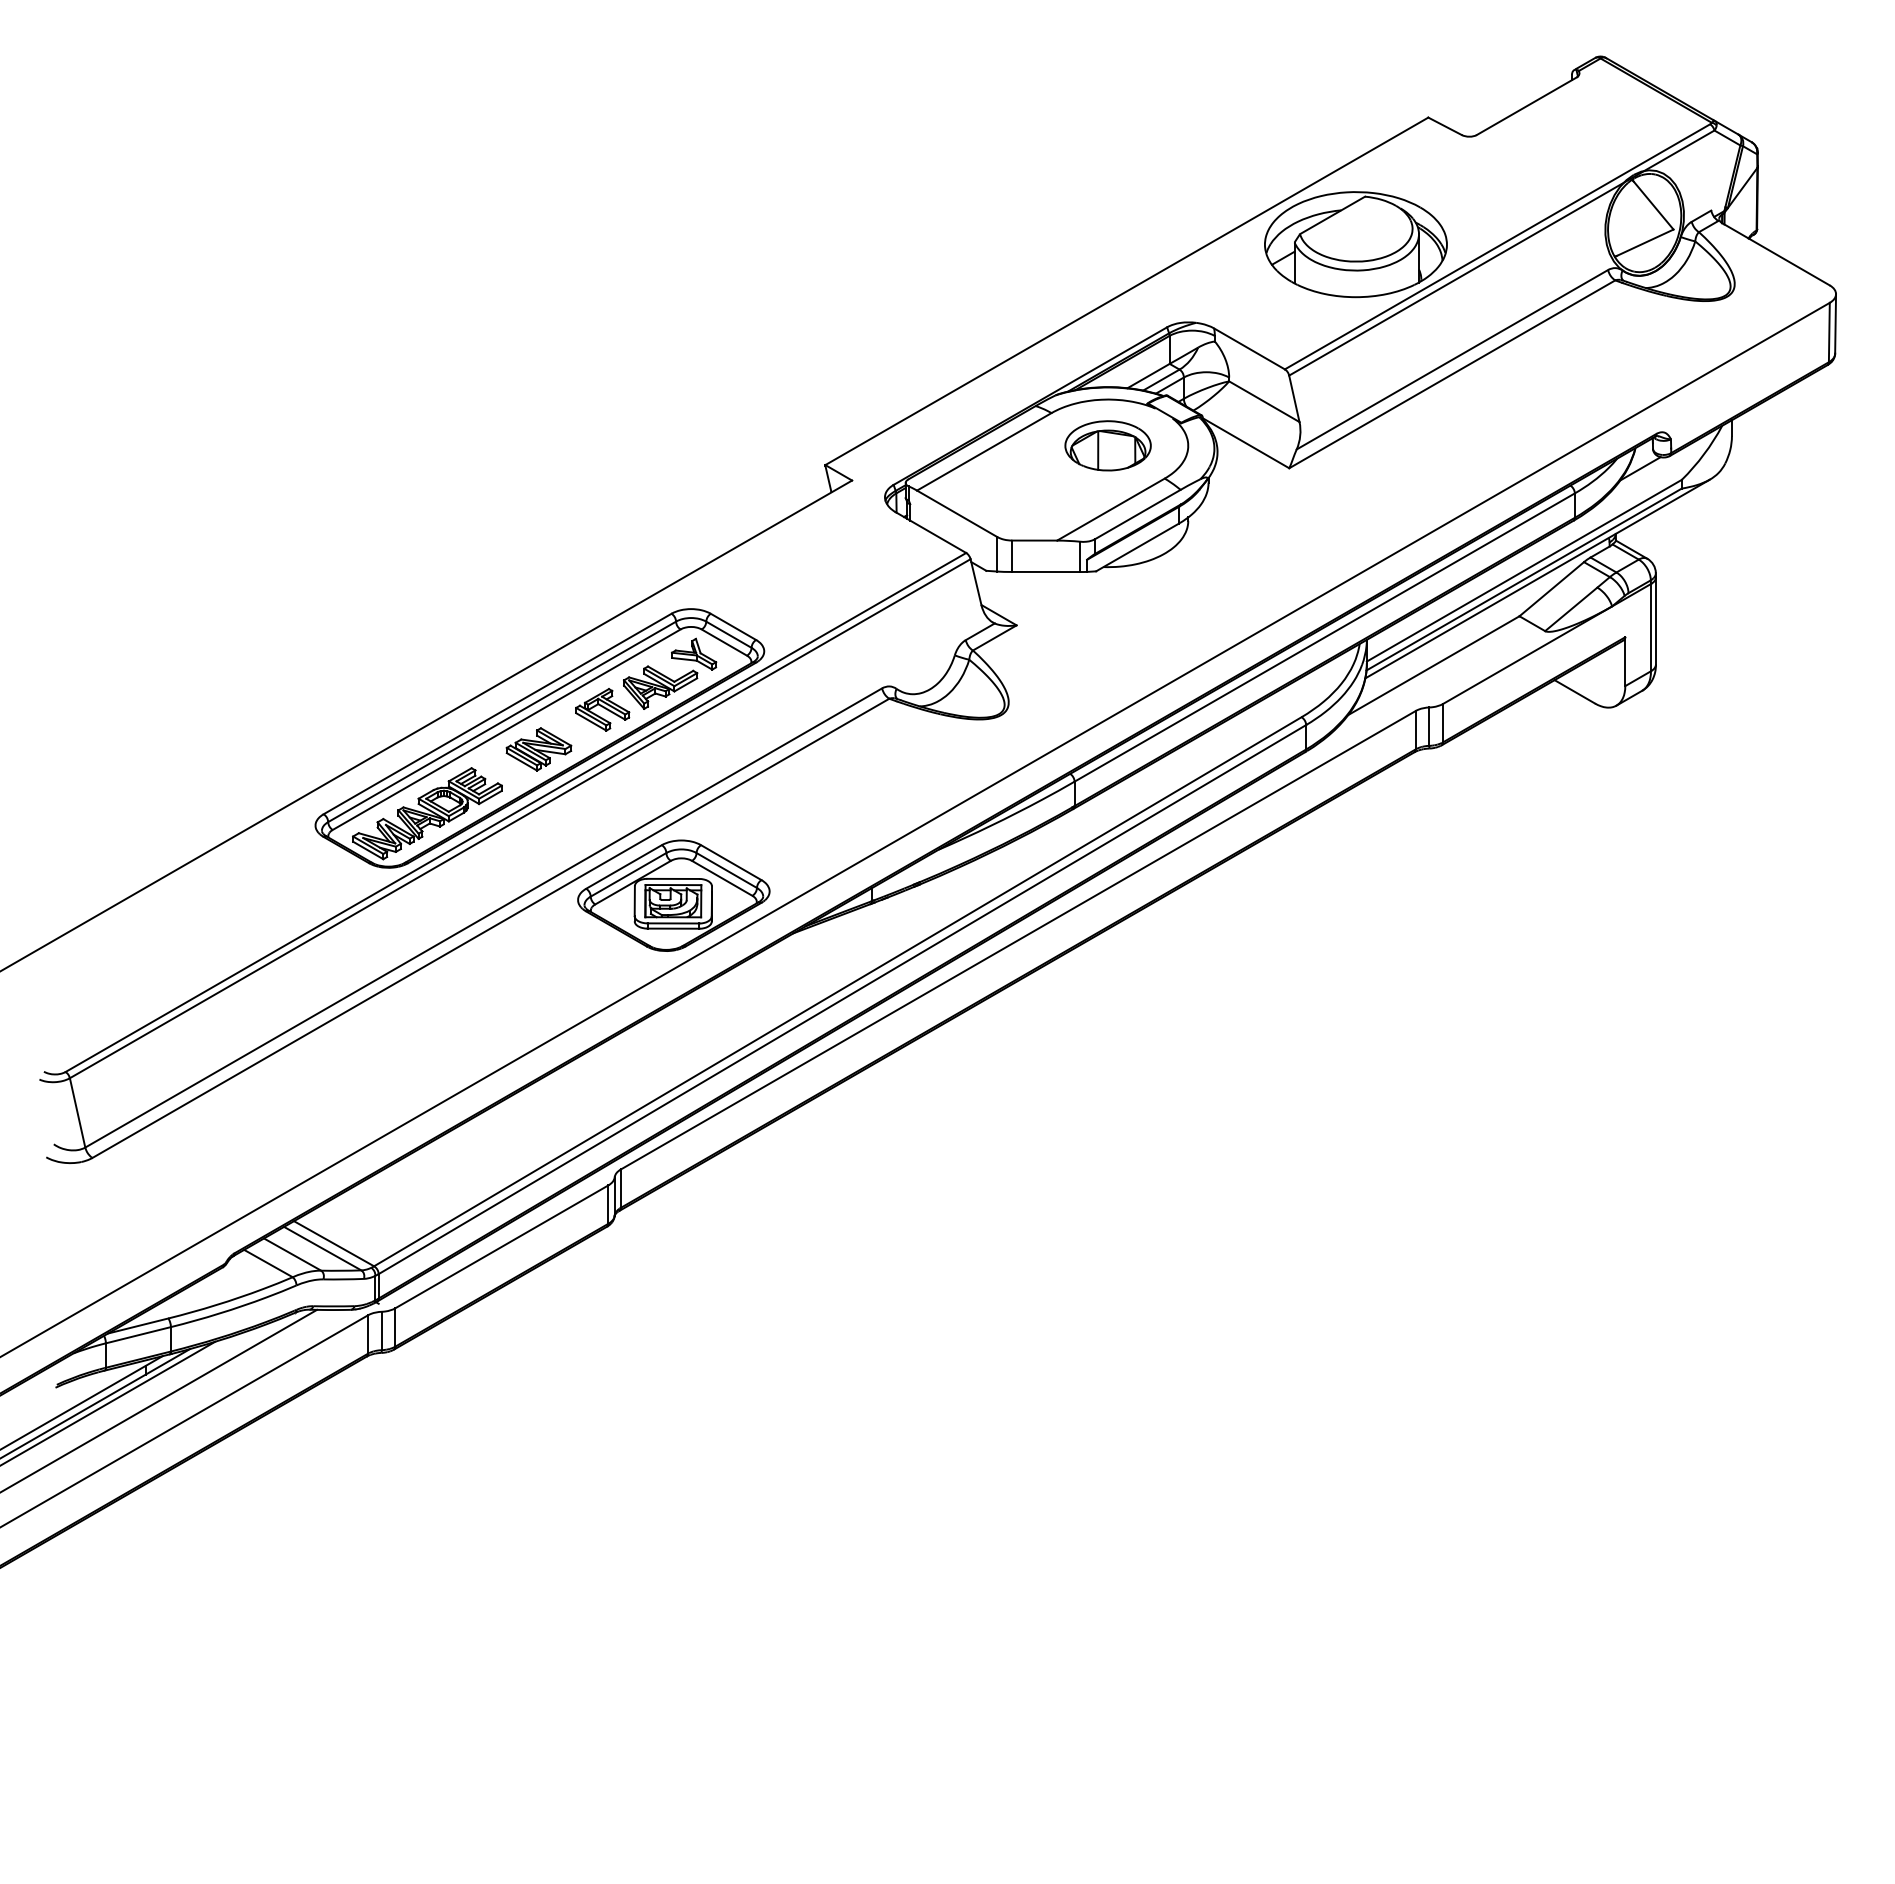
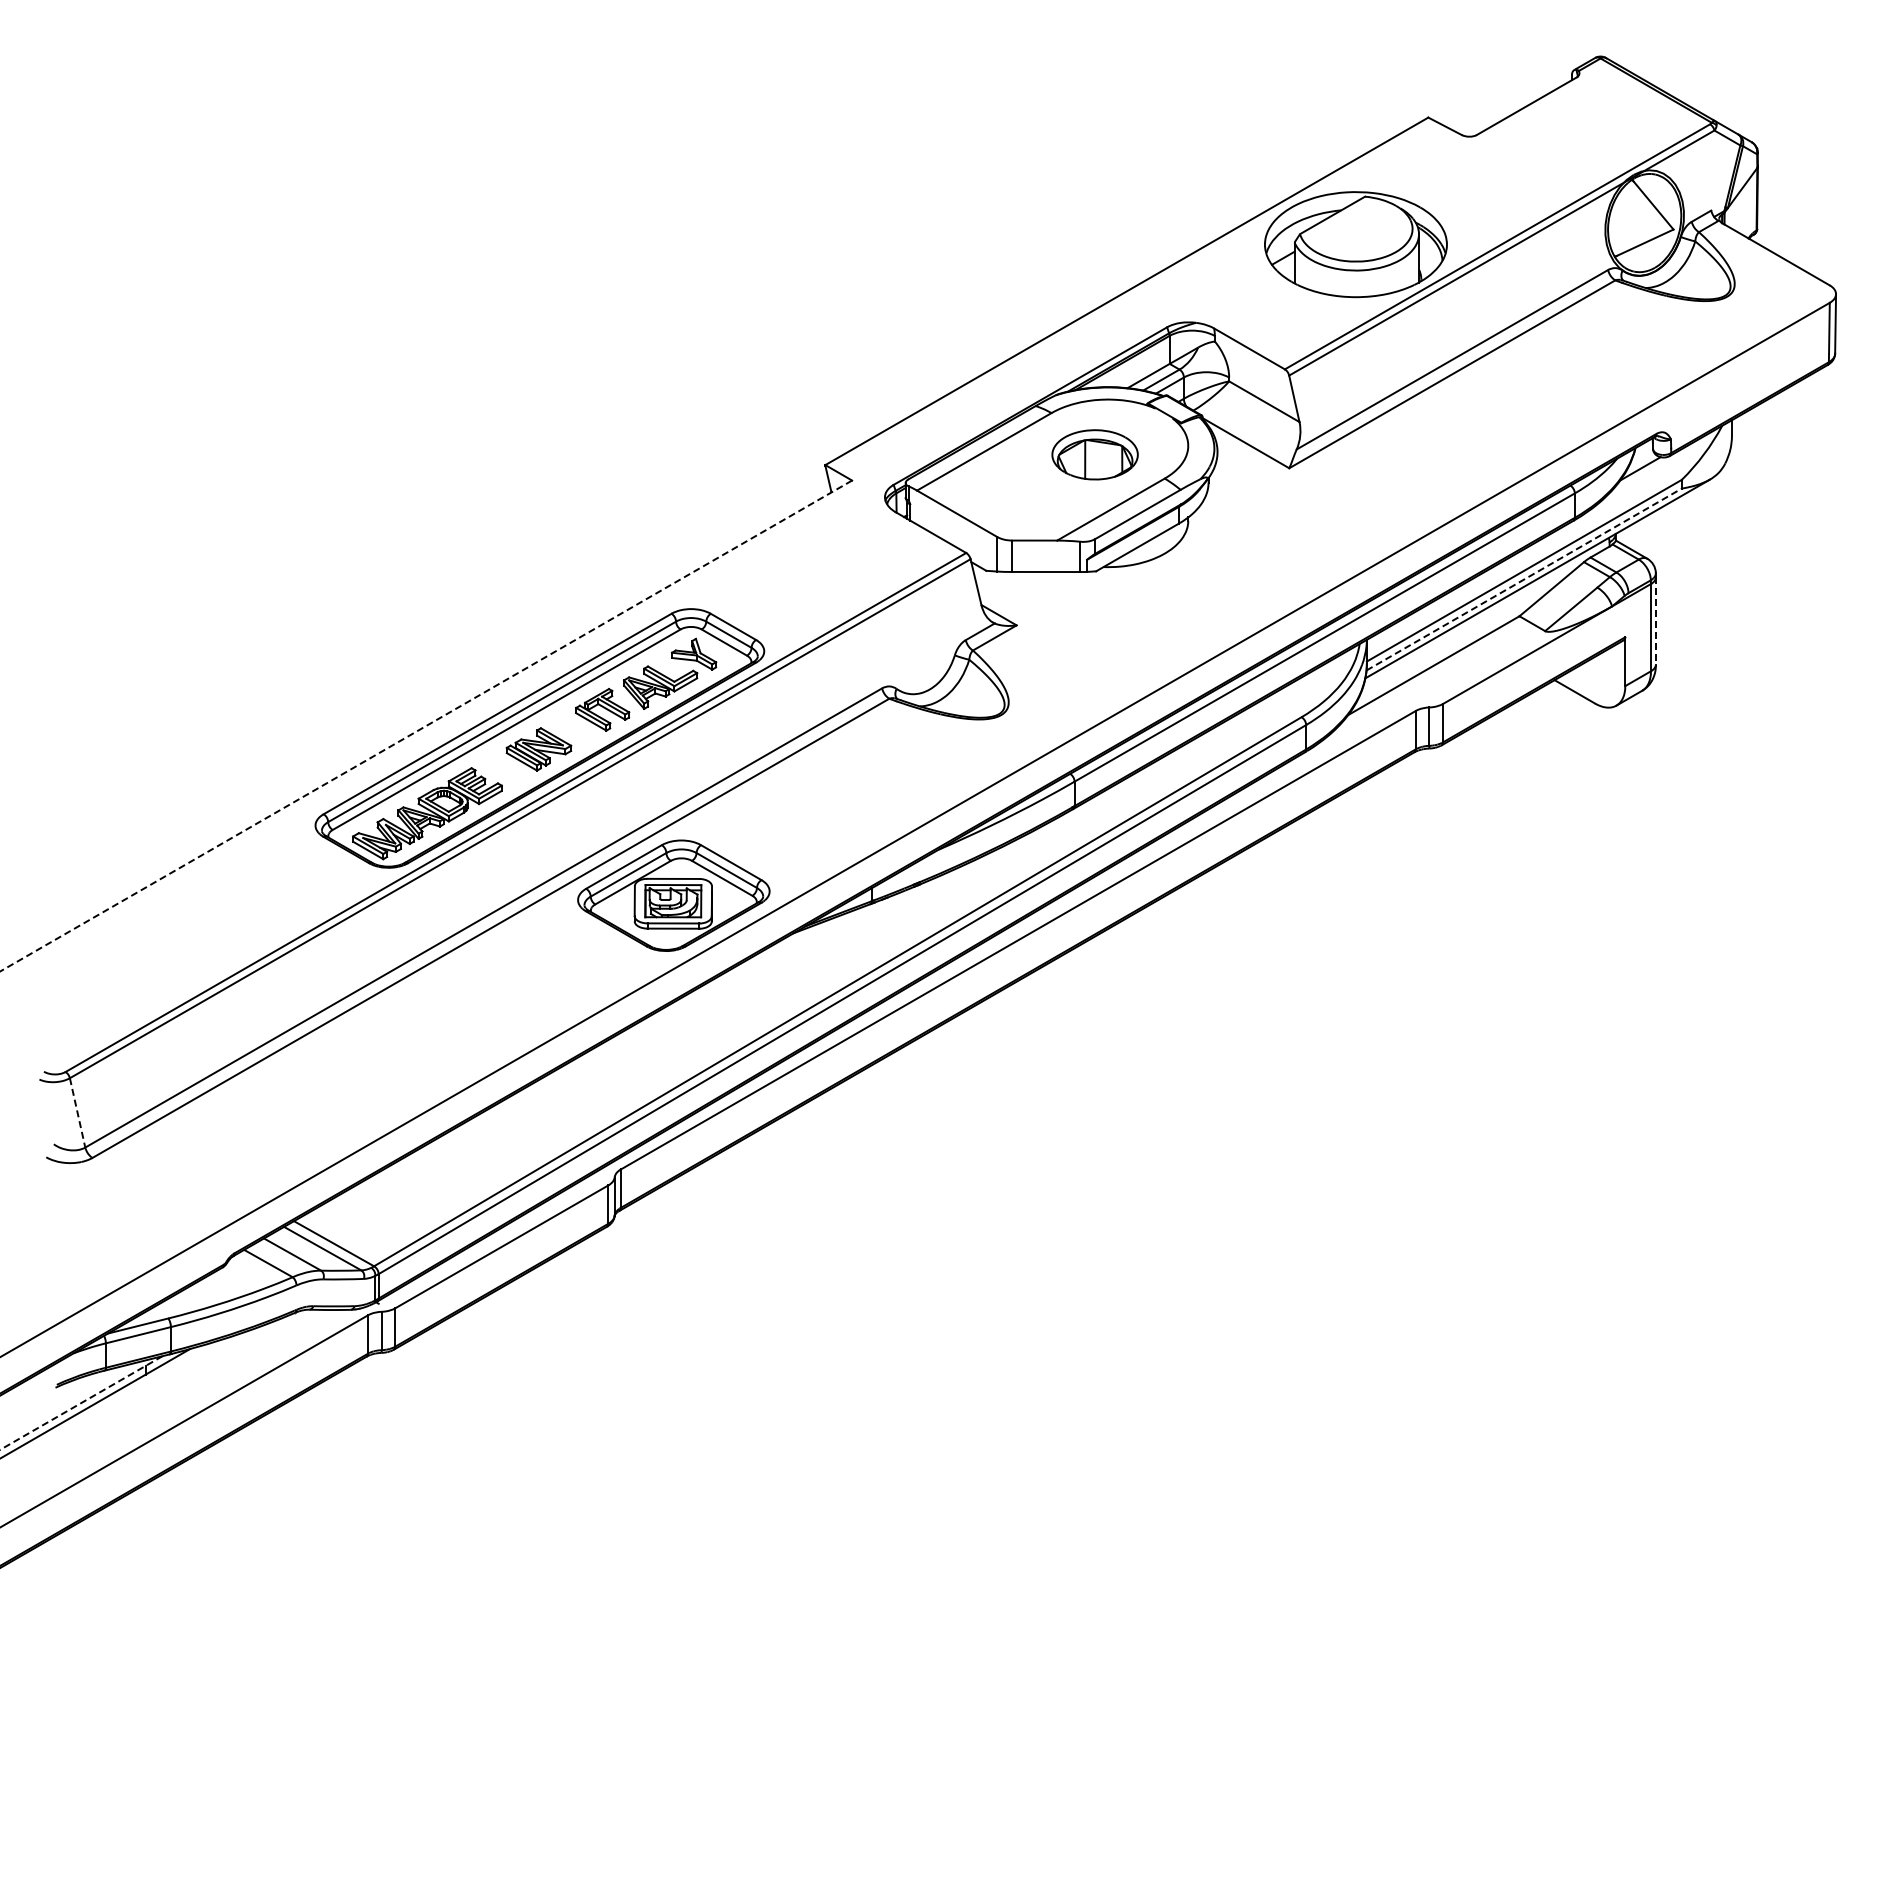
part position: (1107, 445) -> (1094, 454) (1094, 454)
line: solid -> dashed (1524, 579)
line: solid -> dashed (1655, 620)
line: solid -> dashed (426, 726)
line: solid -> dashed (77, 1112)
line: present -> none (159, 1400)
line: present -> none (108, 1402)
line: solid -> dashed (81, 1403)
